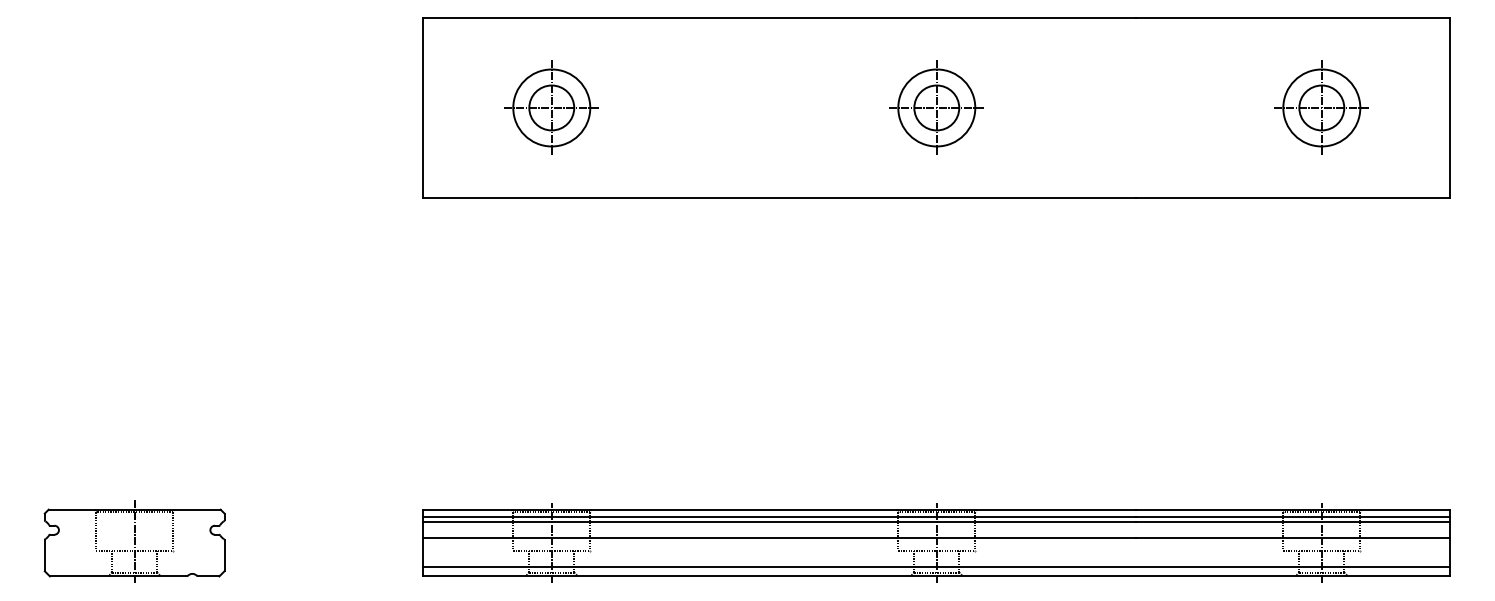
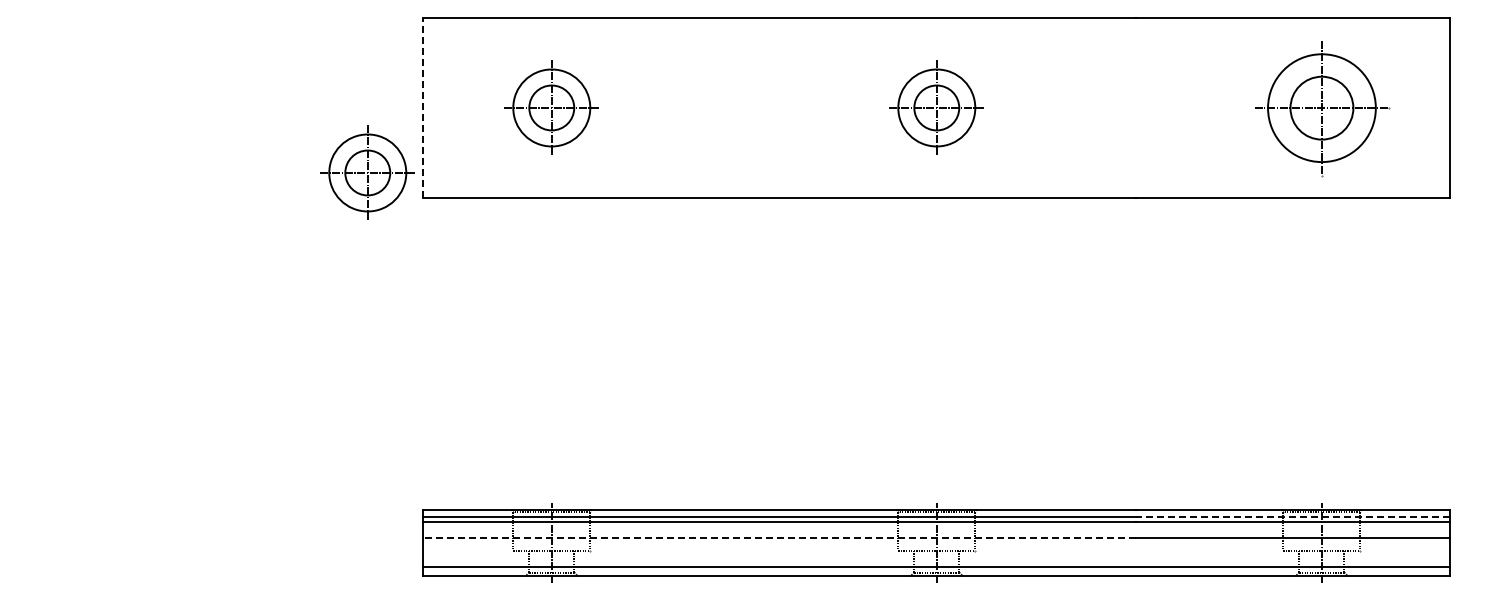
line: solid -> dashed (423, 107)
part size: 95x95 px -> 136x137 px (1322, 109)
part: none -> present (367, 172)
line: solid -> dashed (1292, 517)
line: solid -> dashed (779, 538)
part: present -> none (134, 541)
